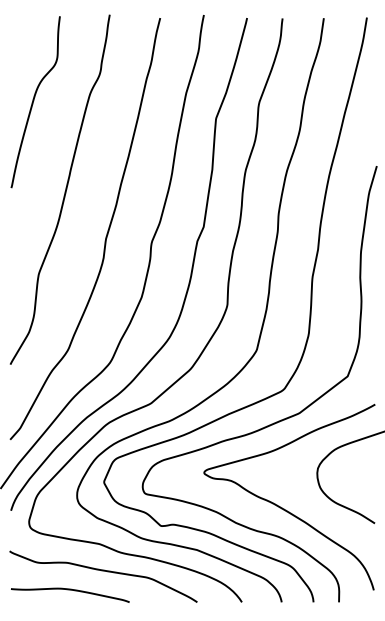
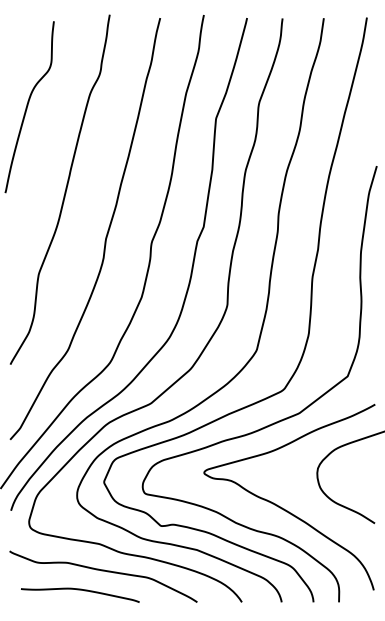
curve position: (33, 102) -> (27, 107) (27, 107)
curve position: (70, 590) -> (80, 590) (80, 590)
